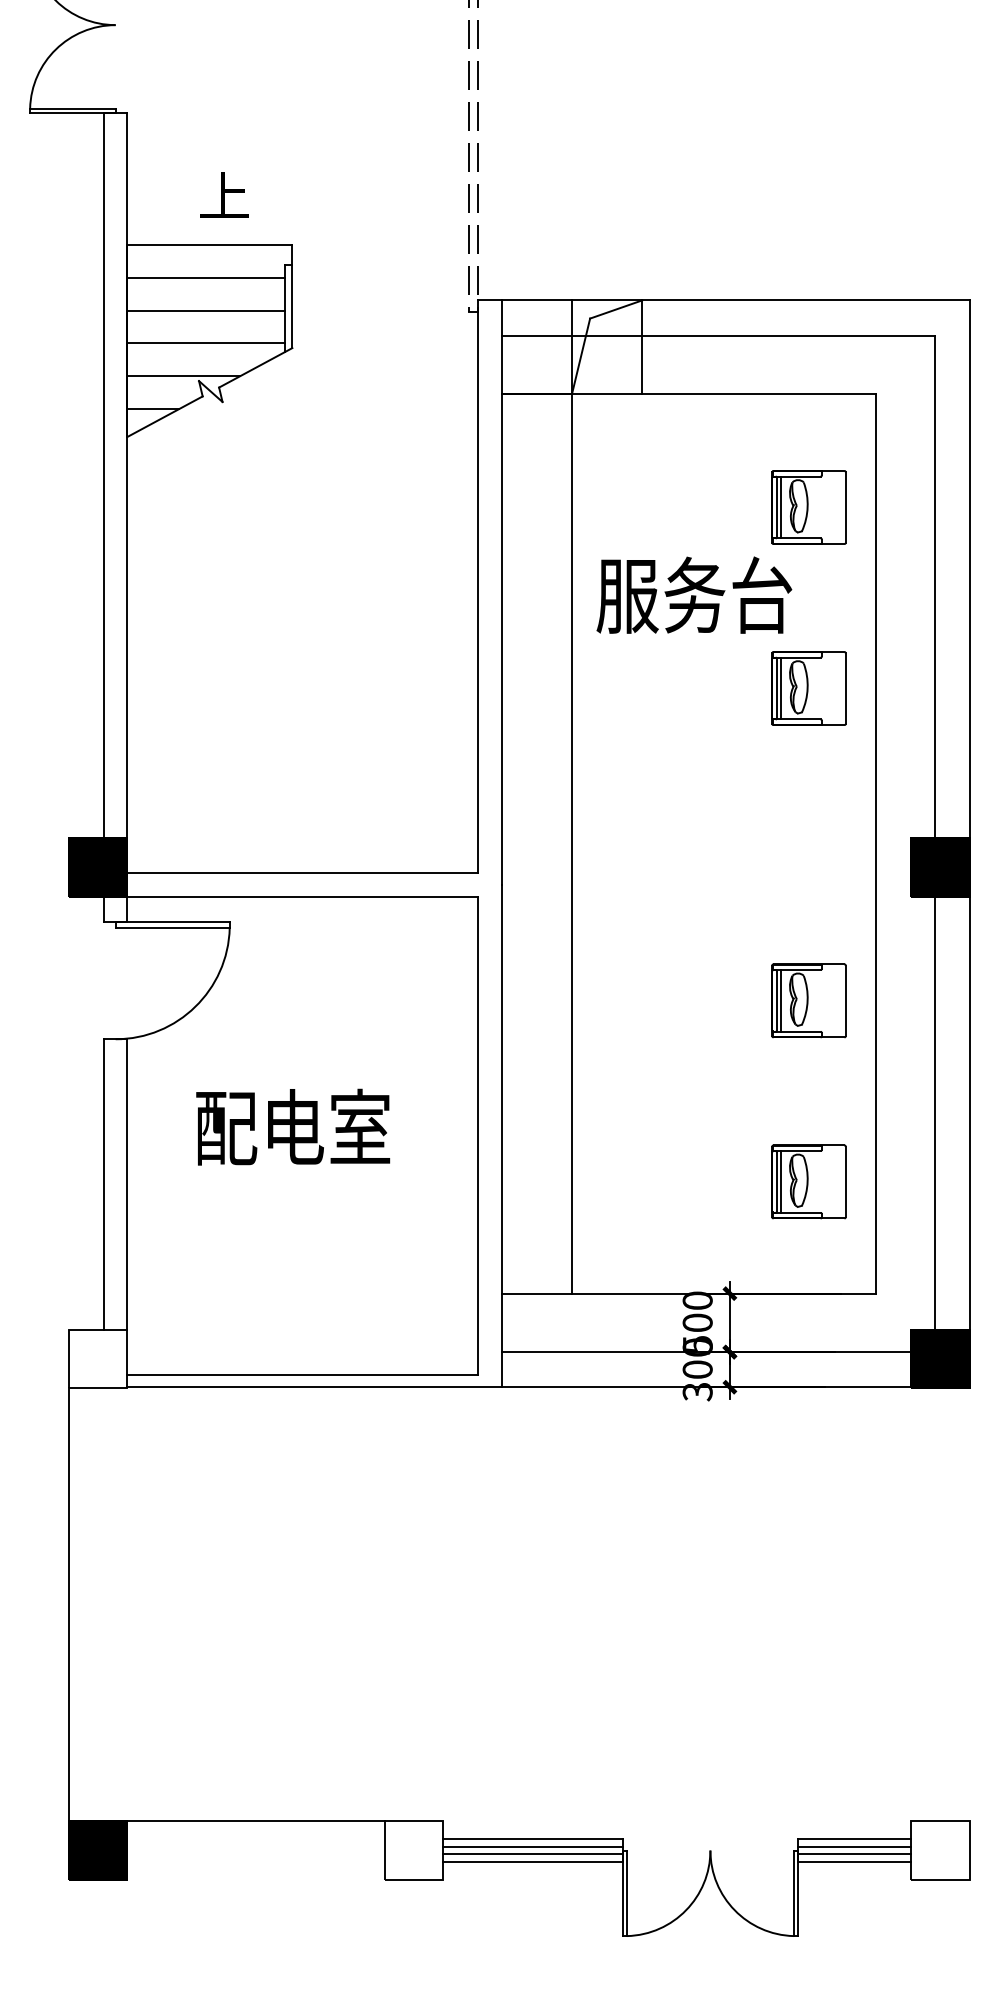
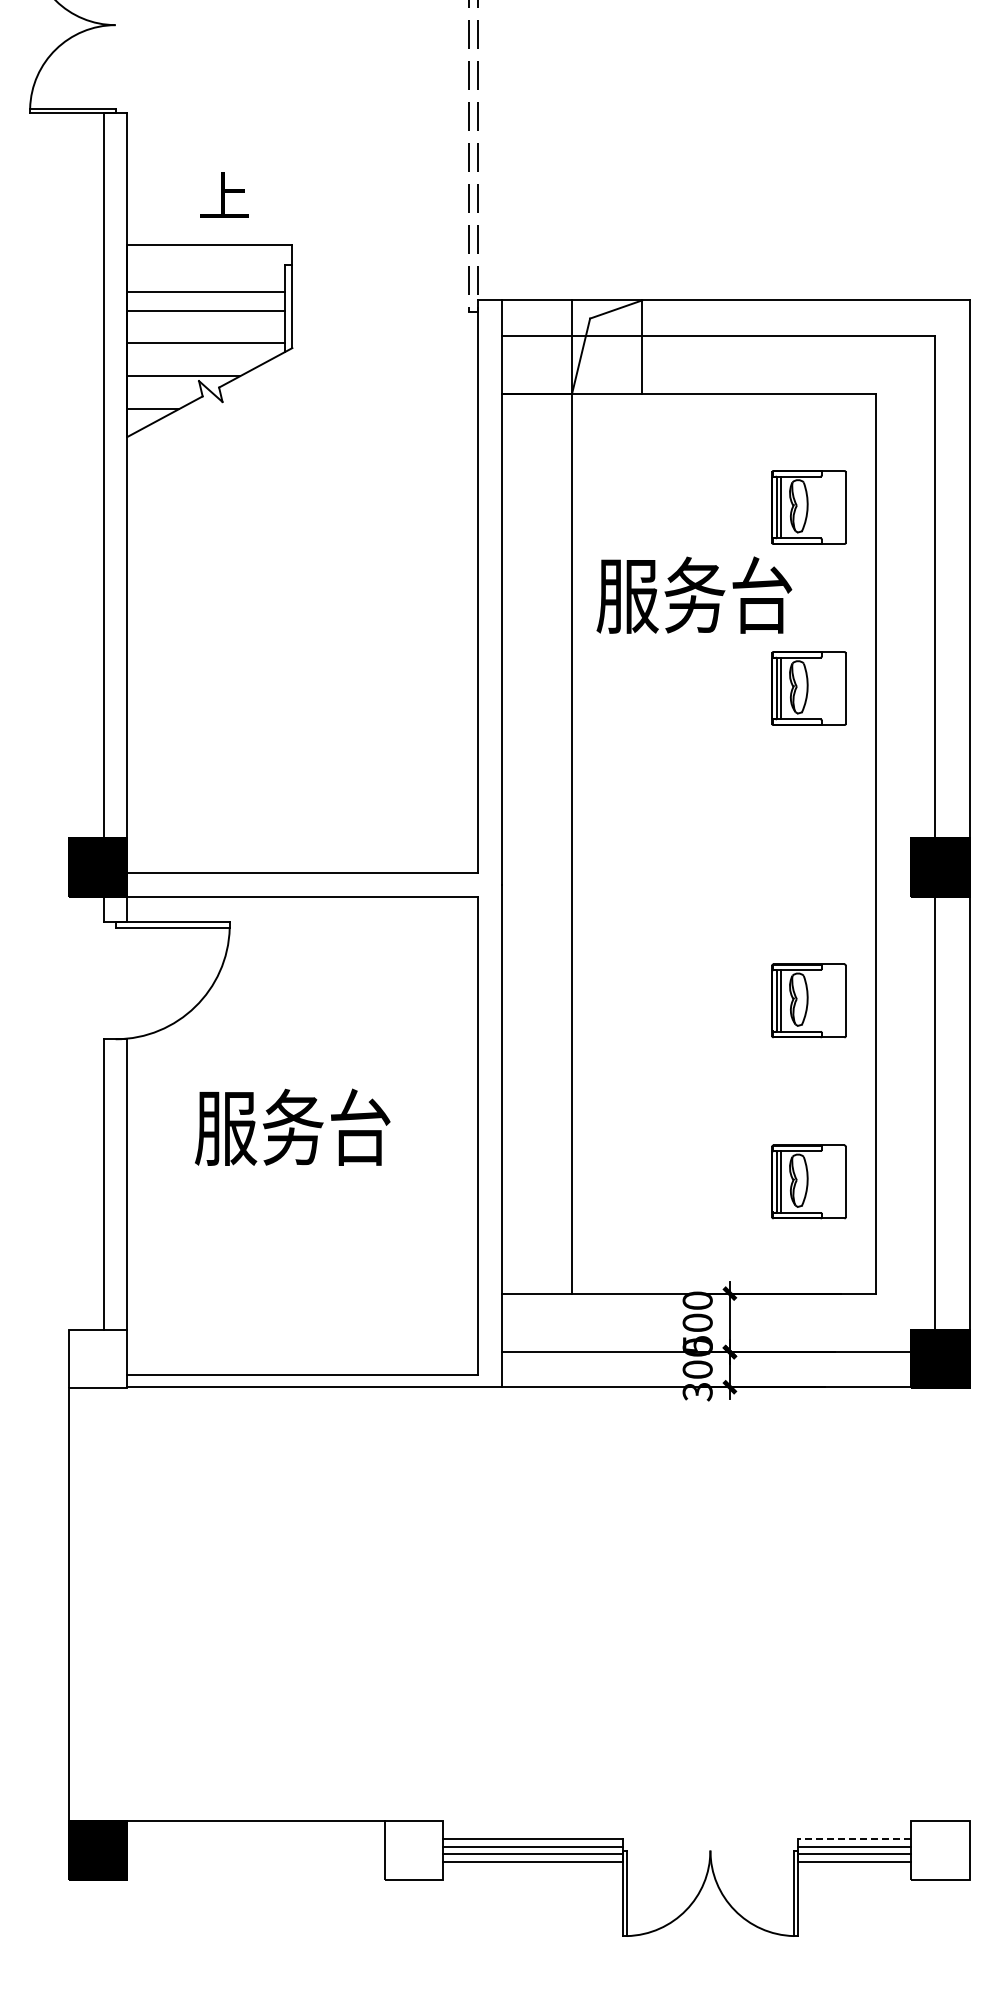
line position: (206, 277) -> (206, 291) (206, 291)
text: 配电室 -> 服务台 (292, 1126)
line: solid -> dashed (854, 1838)
